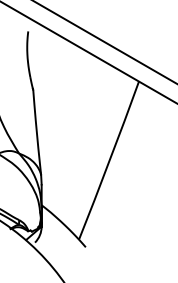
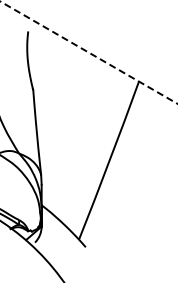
line: present -> none (104, 42)
line: solid -> dashed (88, 52)
